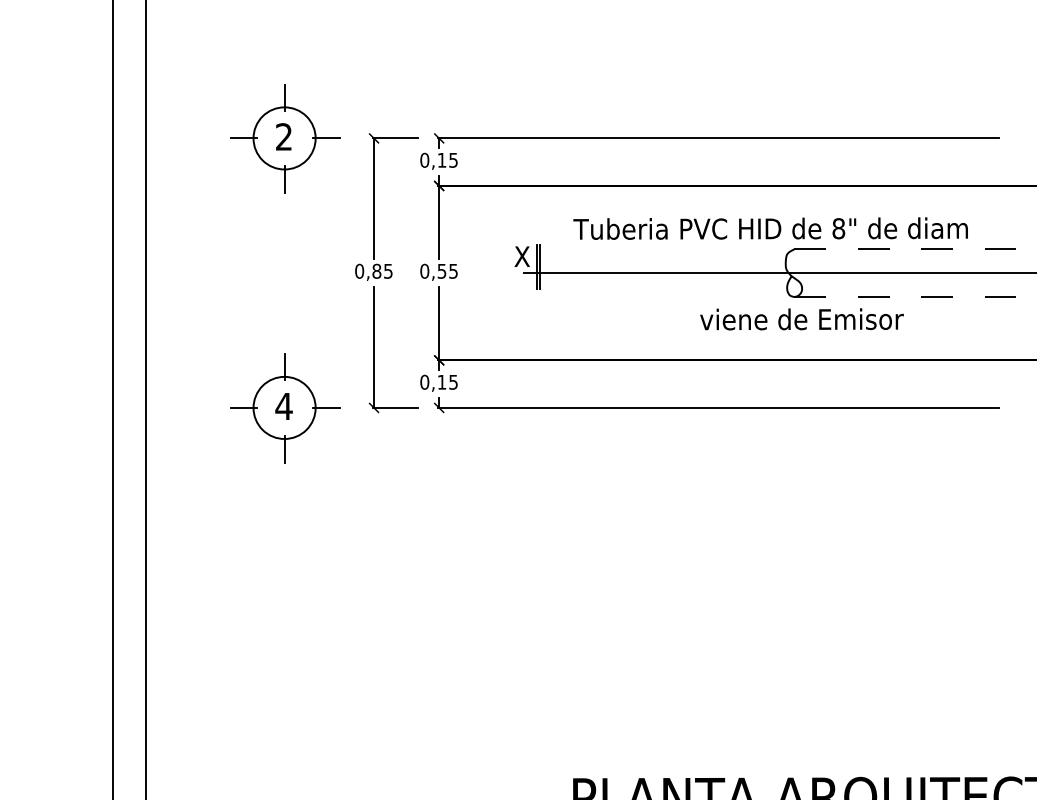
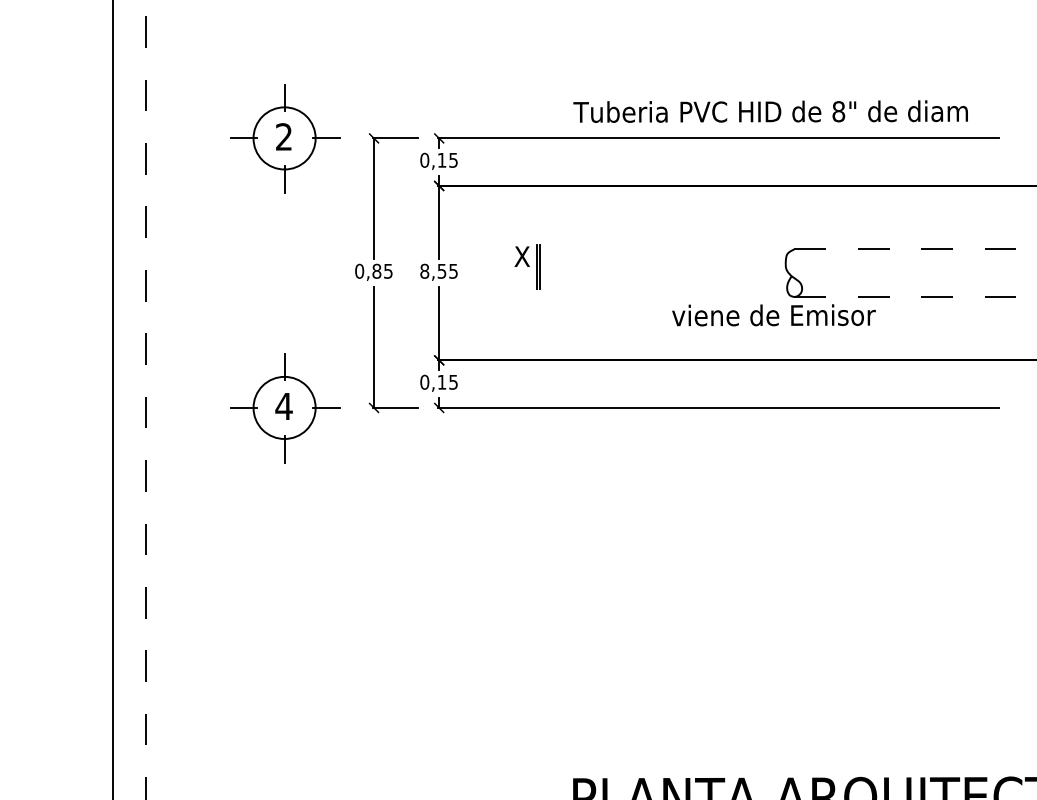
text position: (770, 228) -> (770, 111) (770, 111)
text: 0,55 -> 8,55 (424, 271)
line: present -> none (778, 273)
text position: (801, 319) -> (773, 315) (773, 315)
line: solid -> dashed (145, 400)
